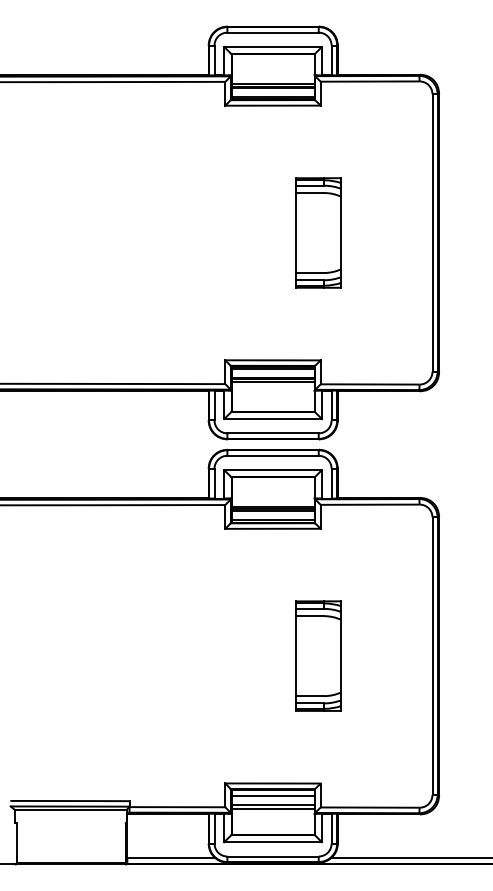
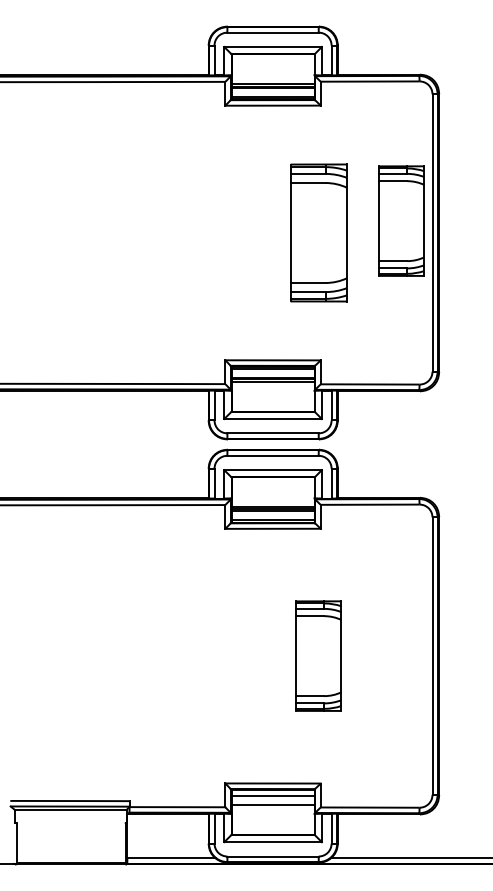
part: none -> present (401, 220)
part size: 47x112 px -> 58x140 px (318, 232)
line: present -> none (272, 809)
